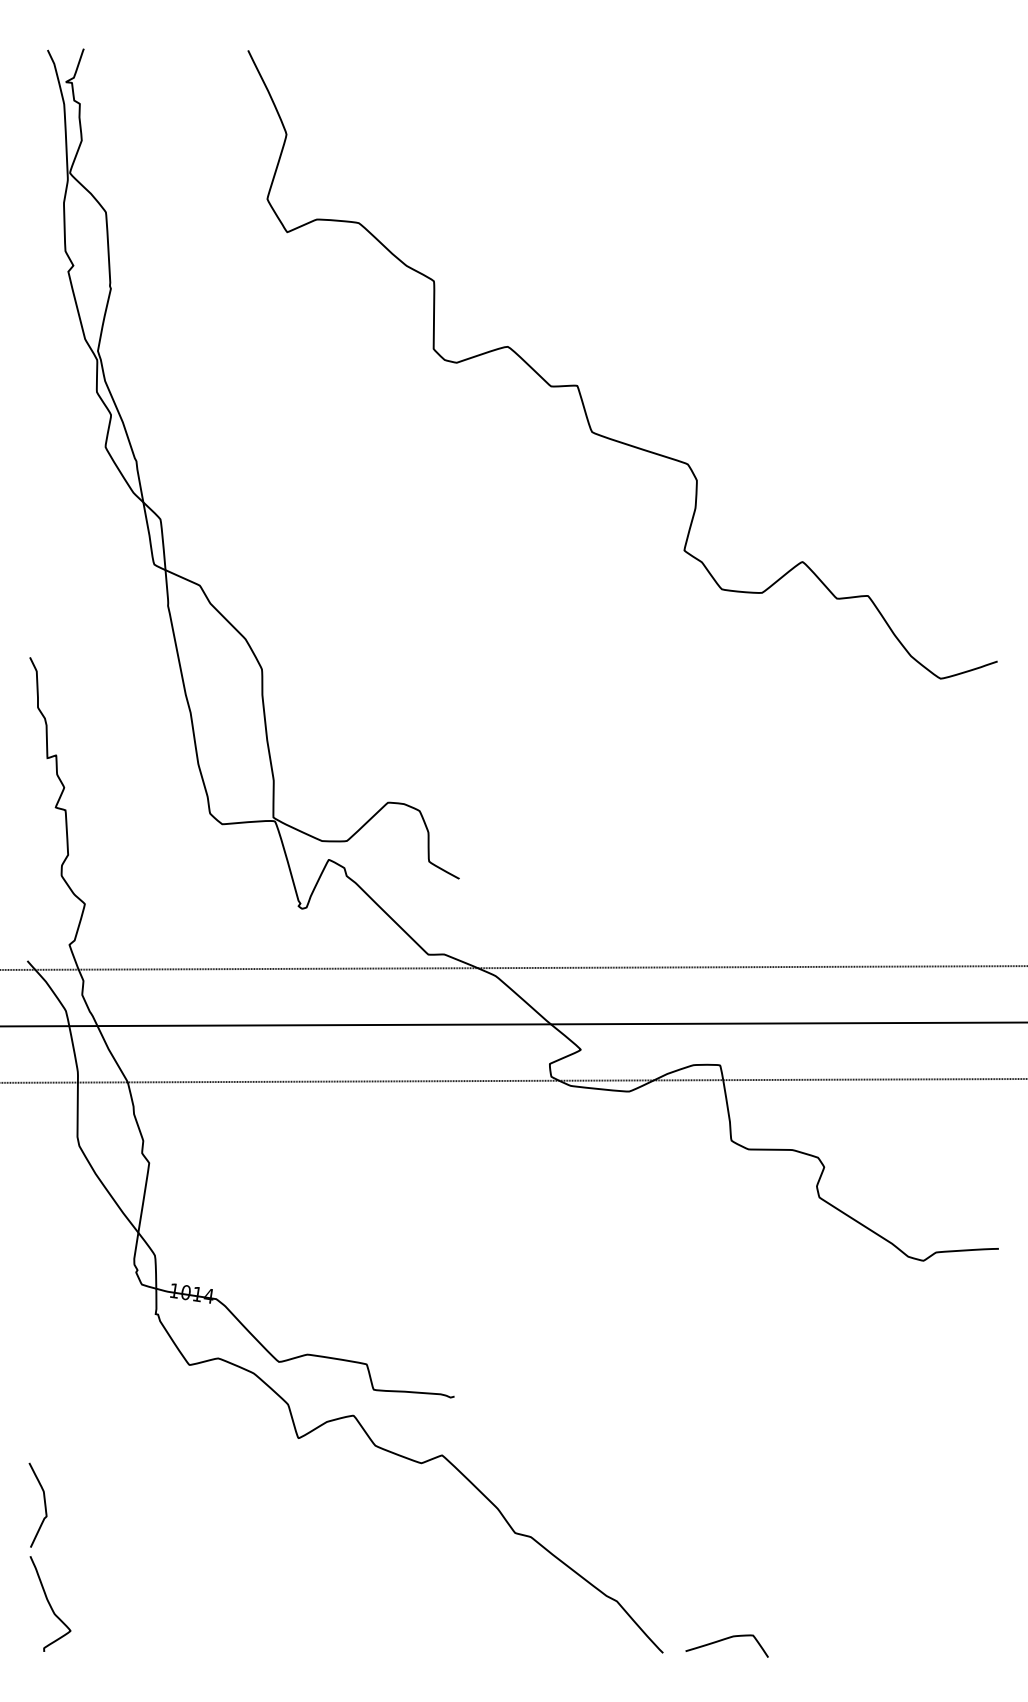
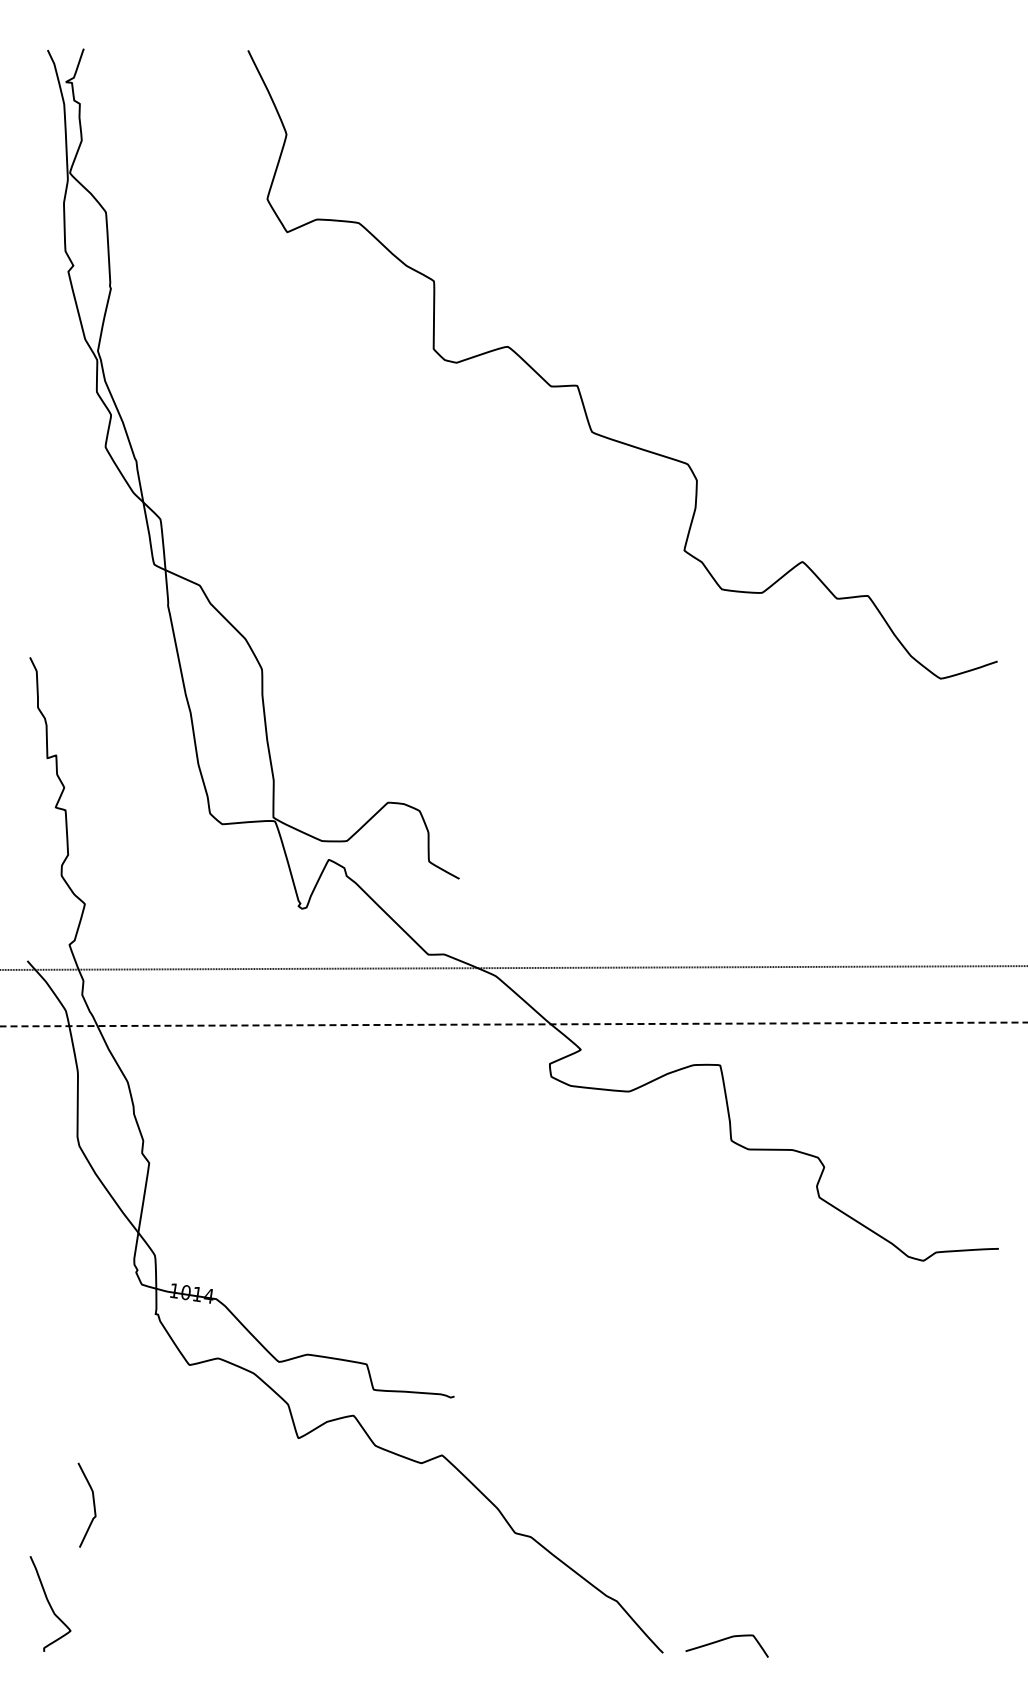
line: solid -> dashed (513, 1024)
line: present -> none (513, 1080)
curve position: (44, 1504) -> (93, 1504) (93, 1504)
